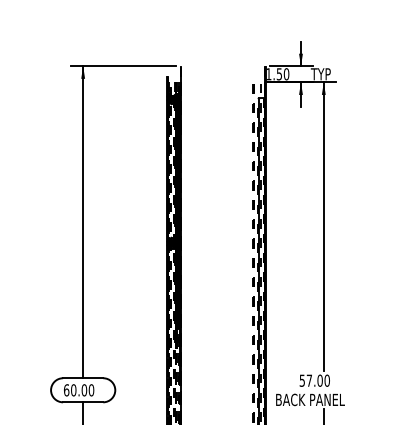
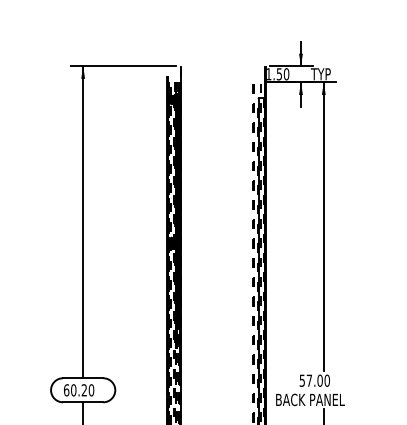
text: 60.00 -> 60.20 (84, 390)
